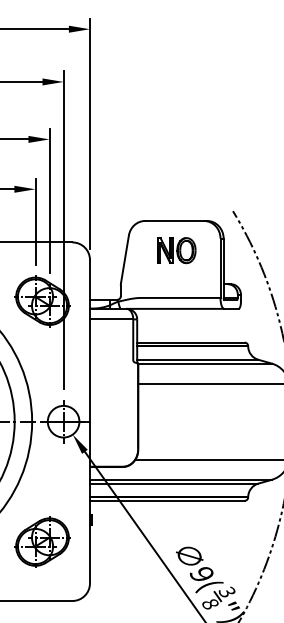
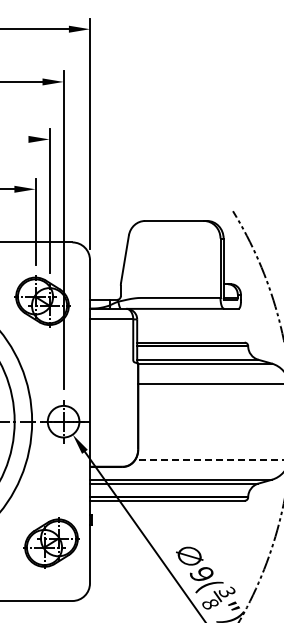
line: present -> none (15, 139)
part: present -> none (176, 250)
line: solid -> dashed (209, 459)
part position: (42, 541) -> (51, 542) (51, 542)
